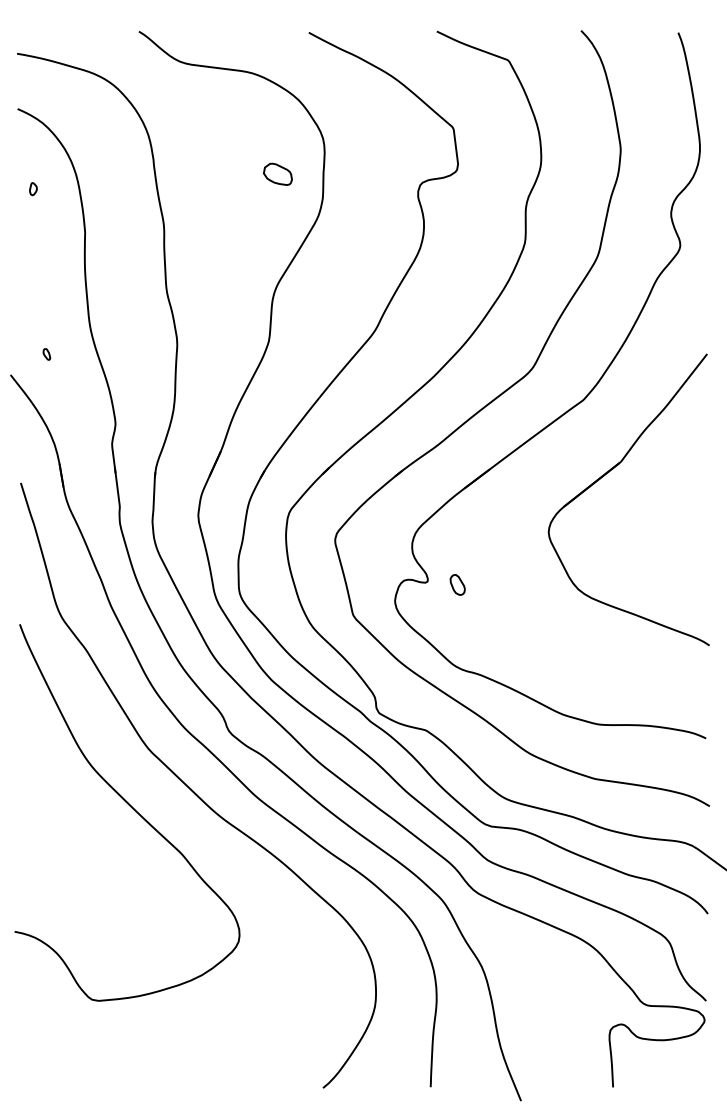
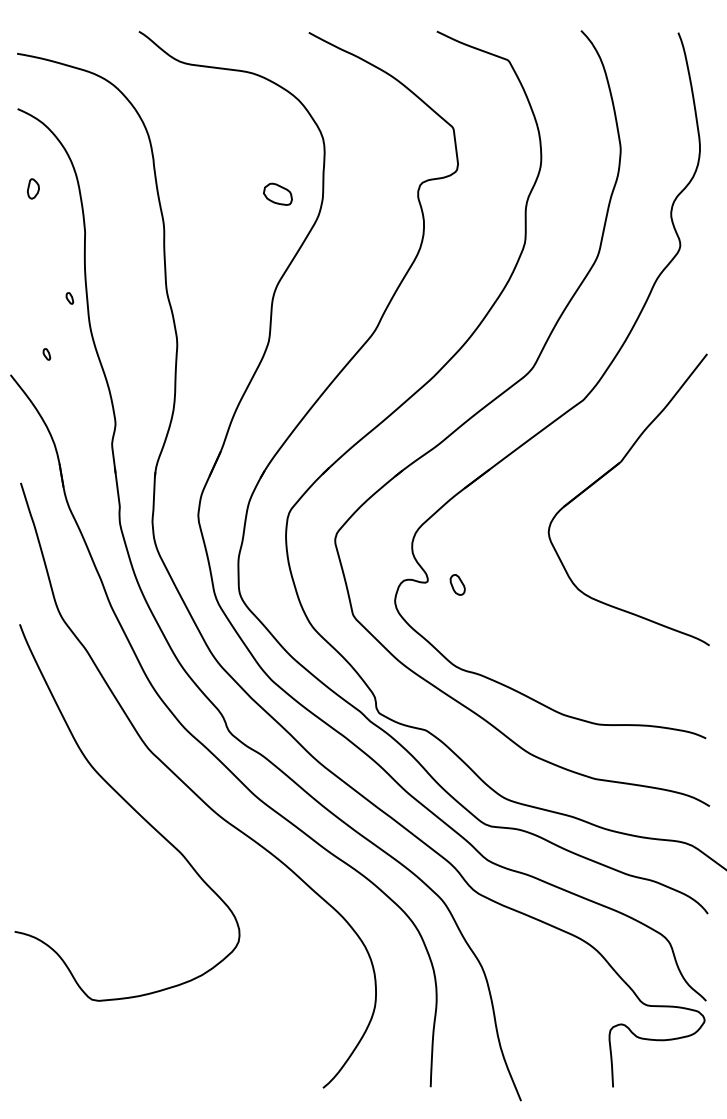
part position: (277, 173) -> (277, 193) (277, 193)
part size: 9x15 px -> 13x22 px (33, 188)
part: none -> present (69, 298)
